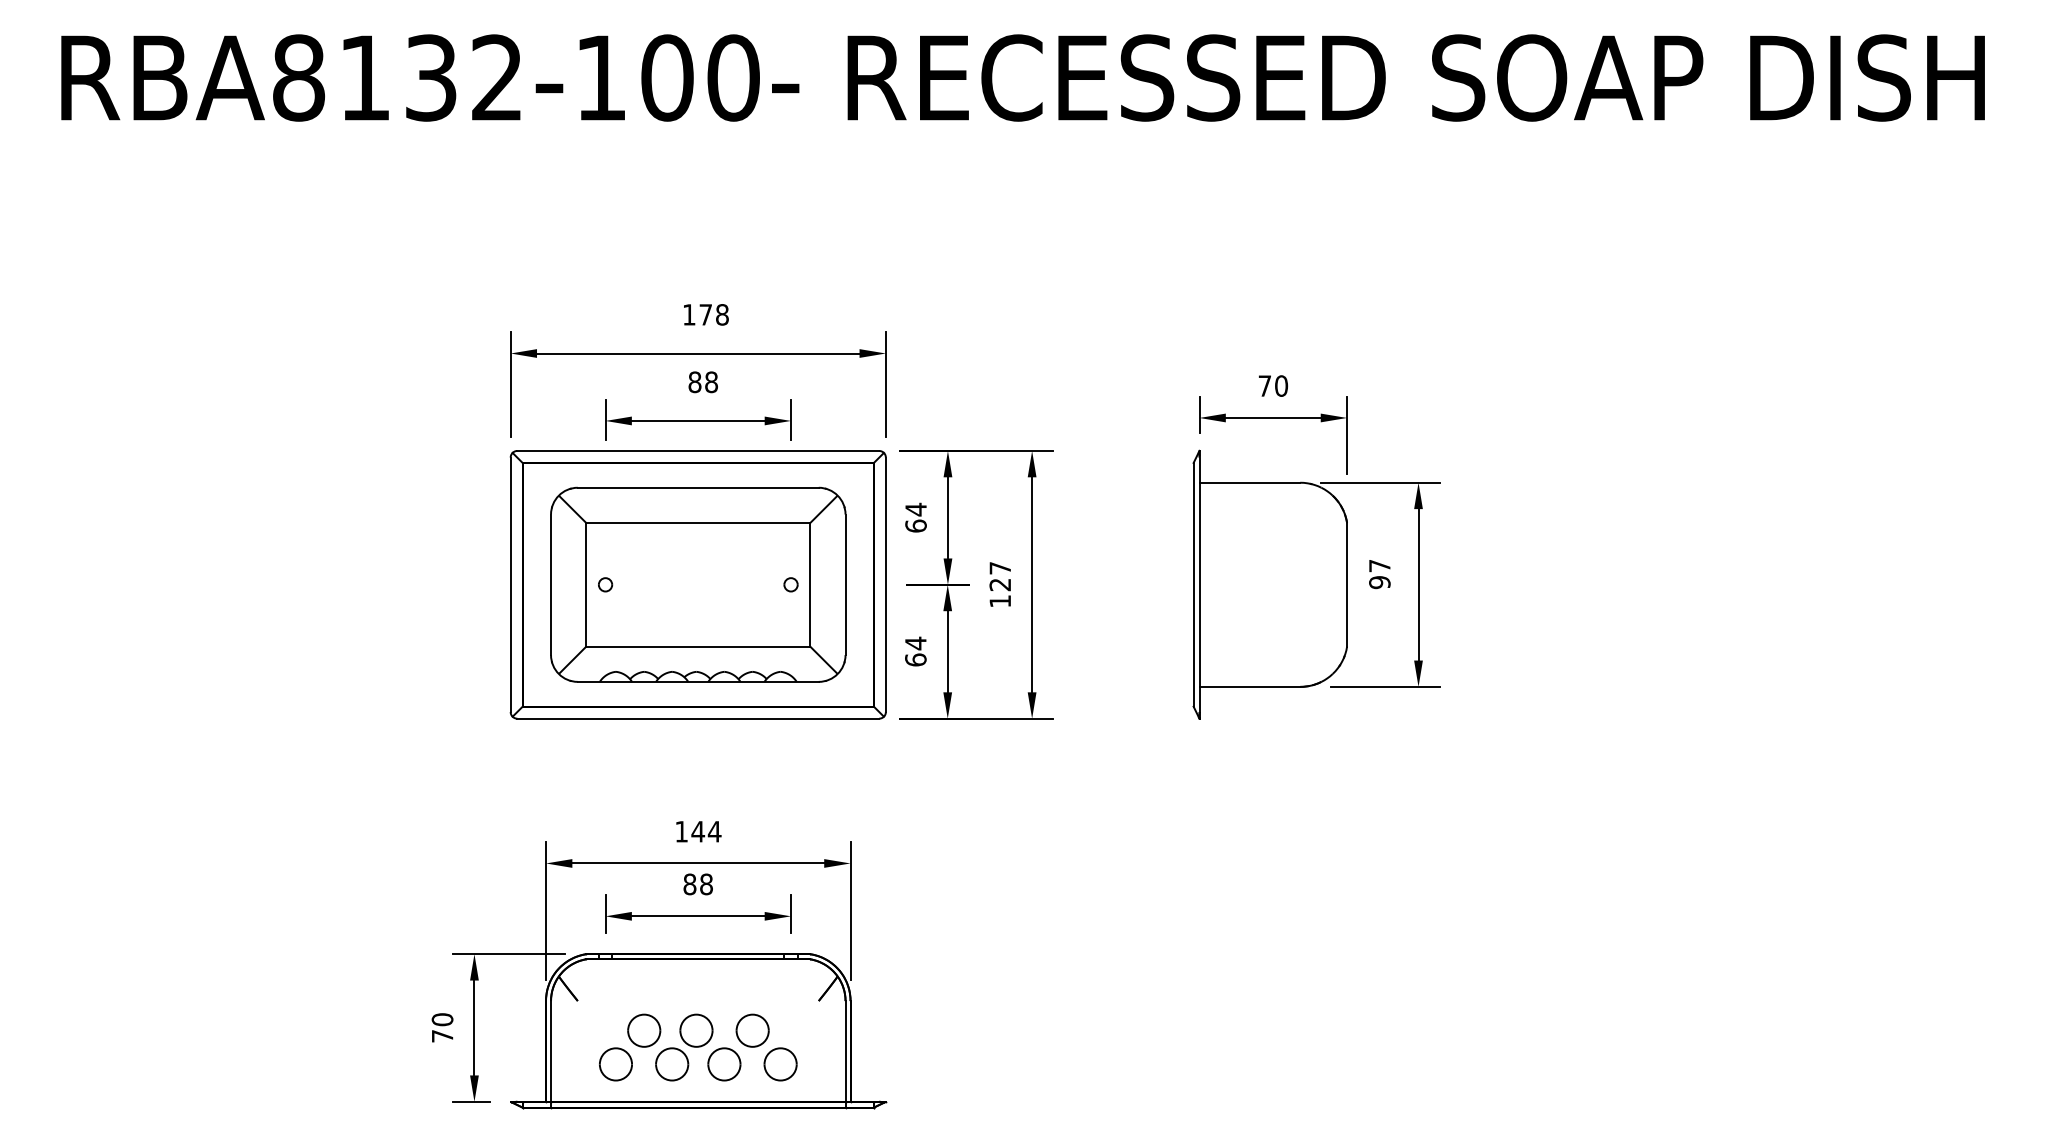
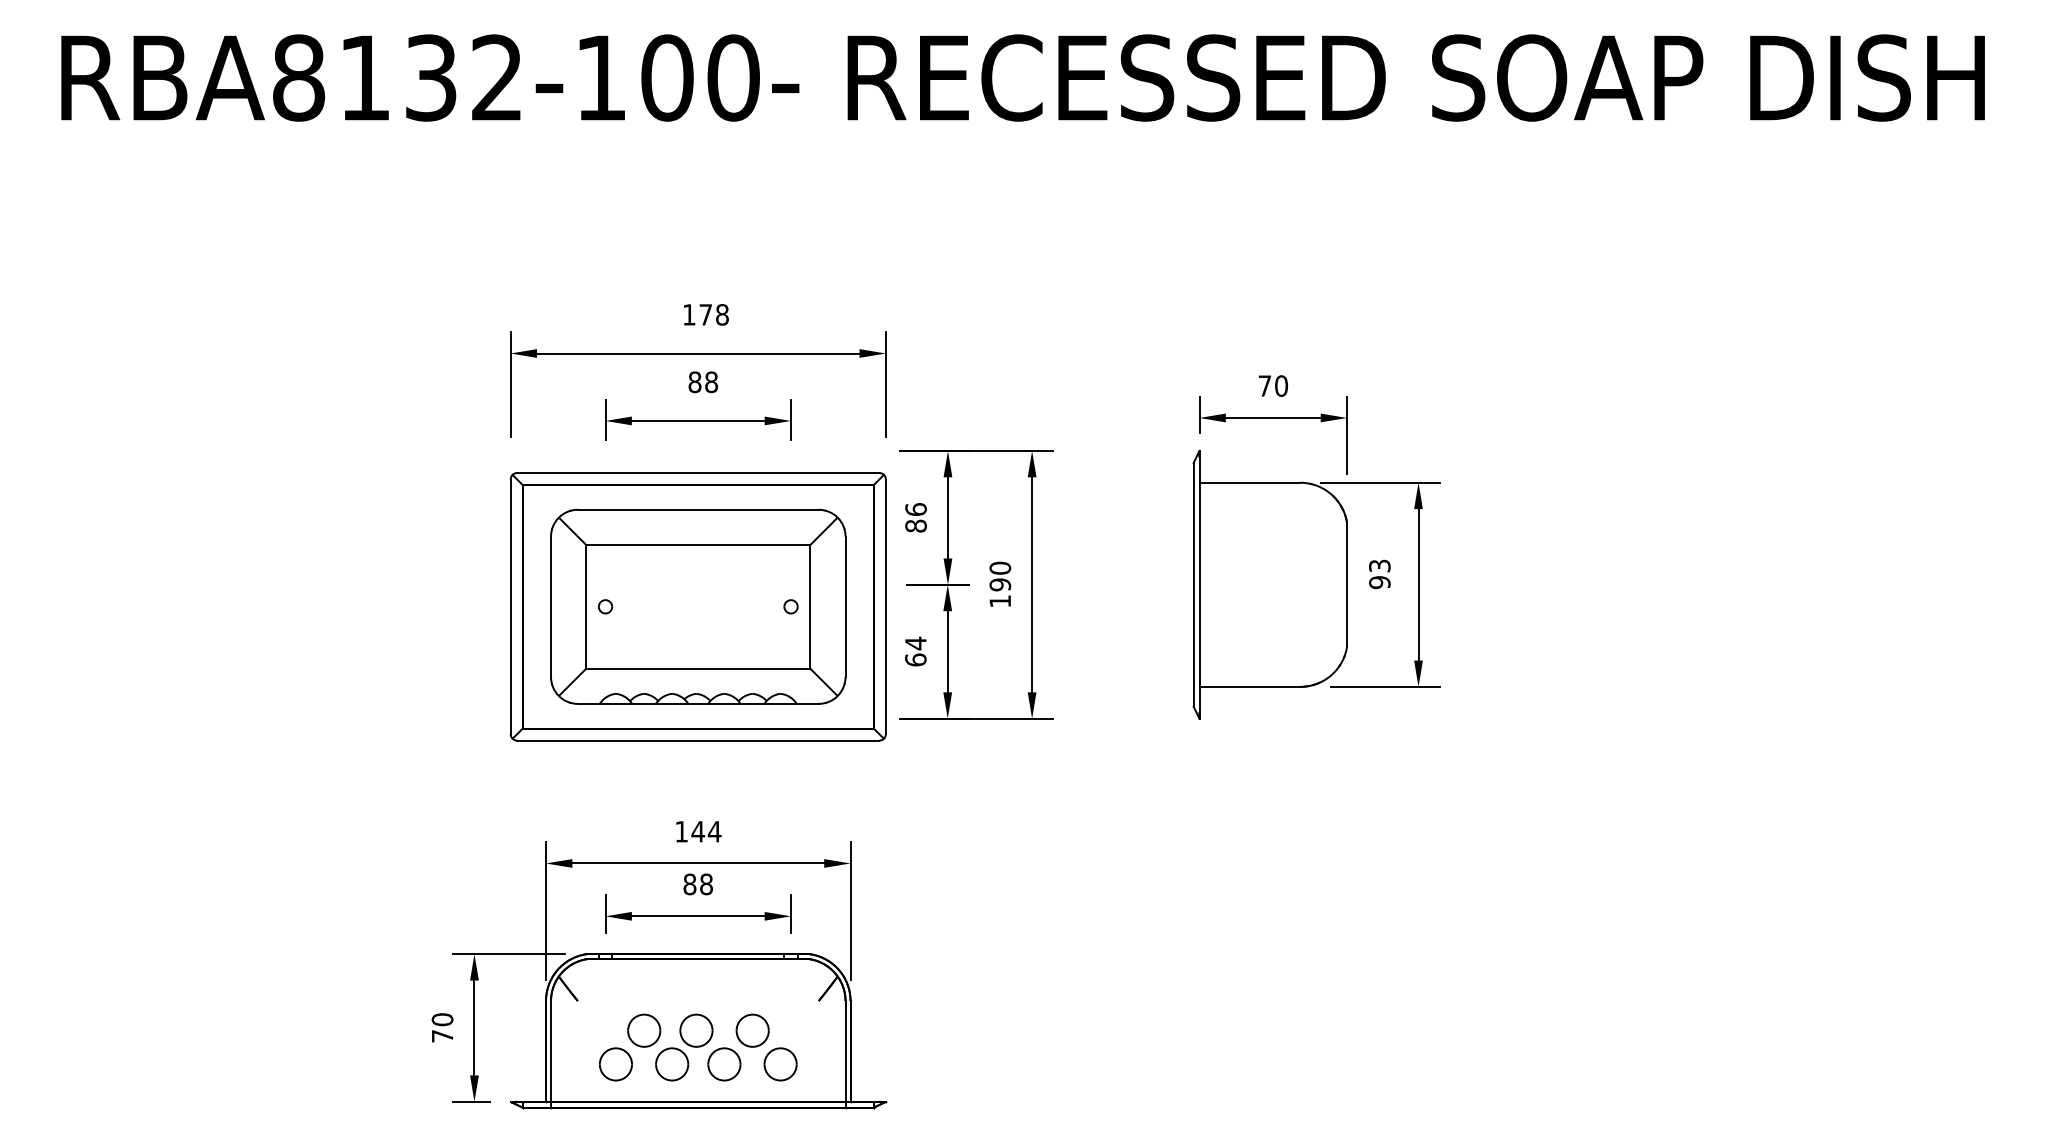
text: 64 -> 86 (915, 517)
text: 97 -> 93 (1379, 565)
text: 127 -> 190 (1000, 576)
part position: (697, 584) -> (697, 606) (697, 606)
